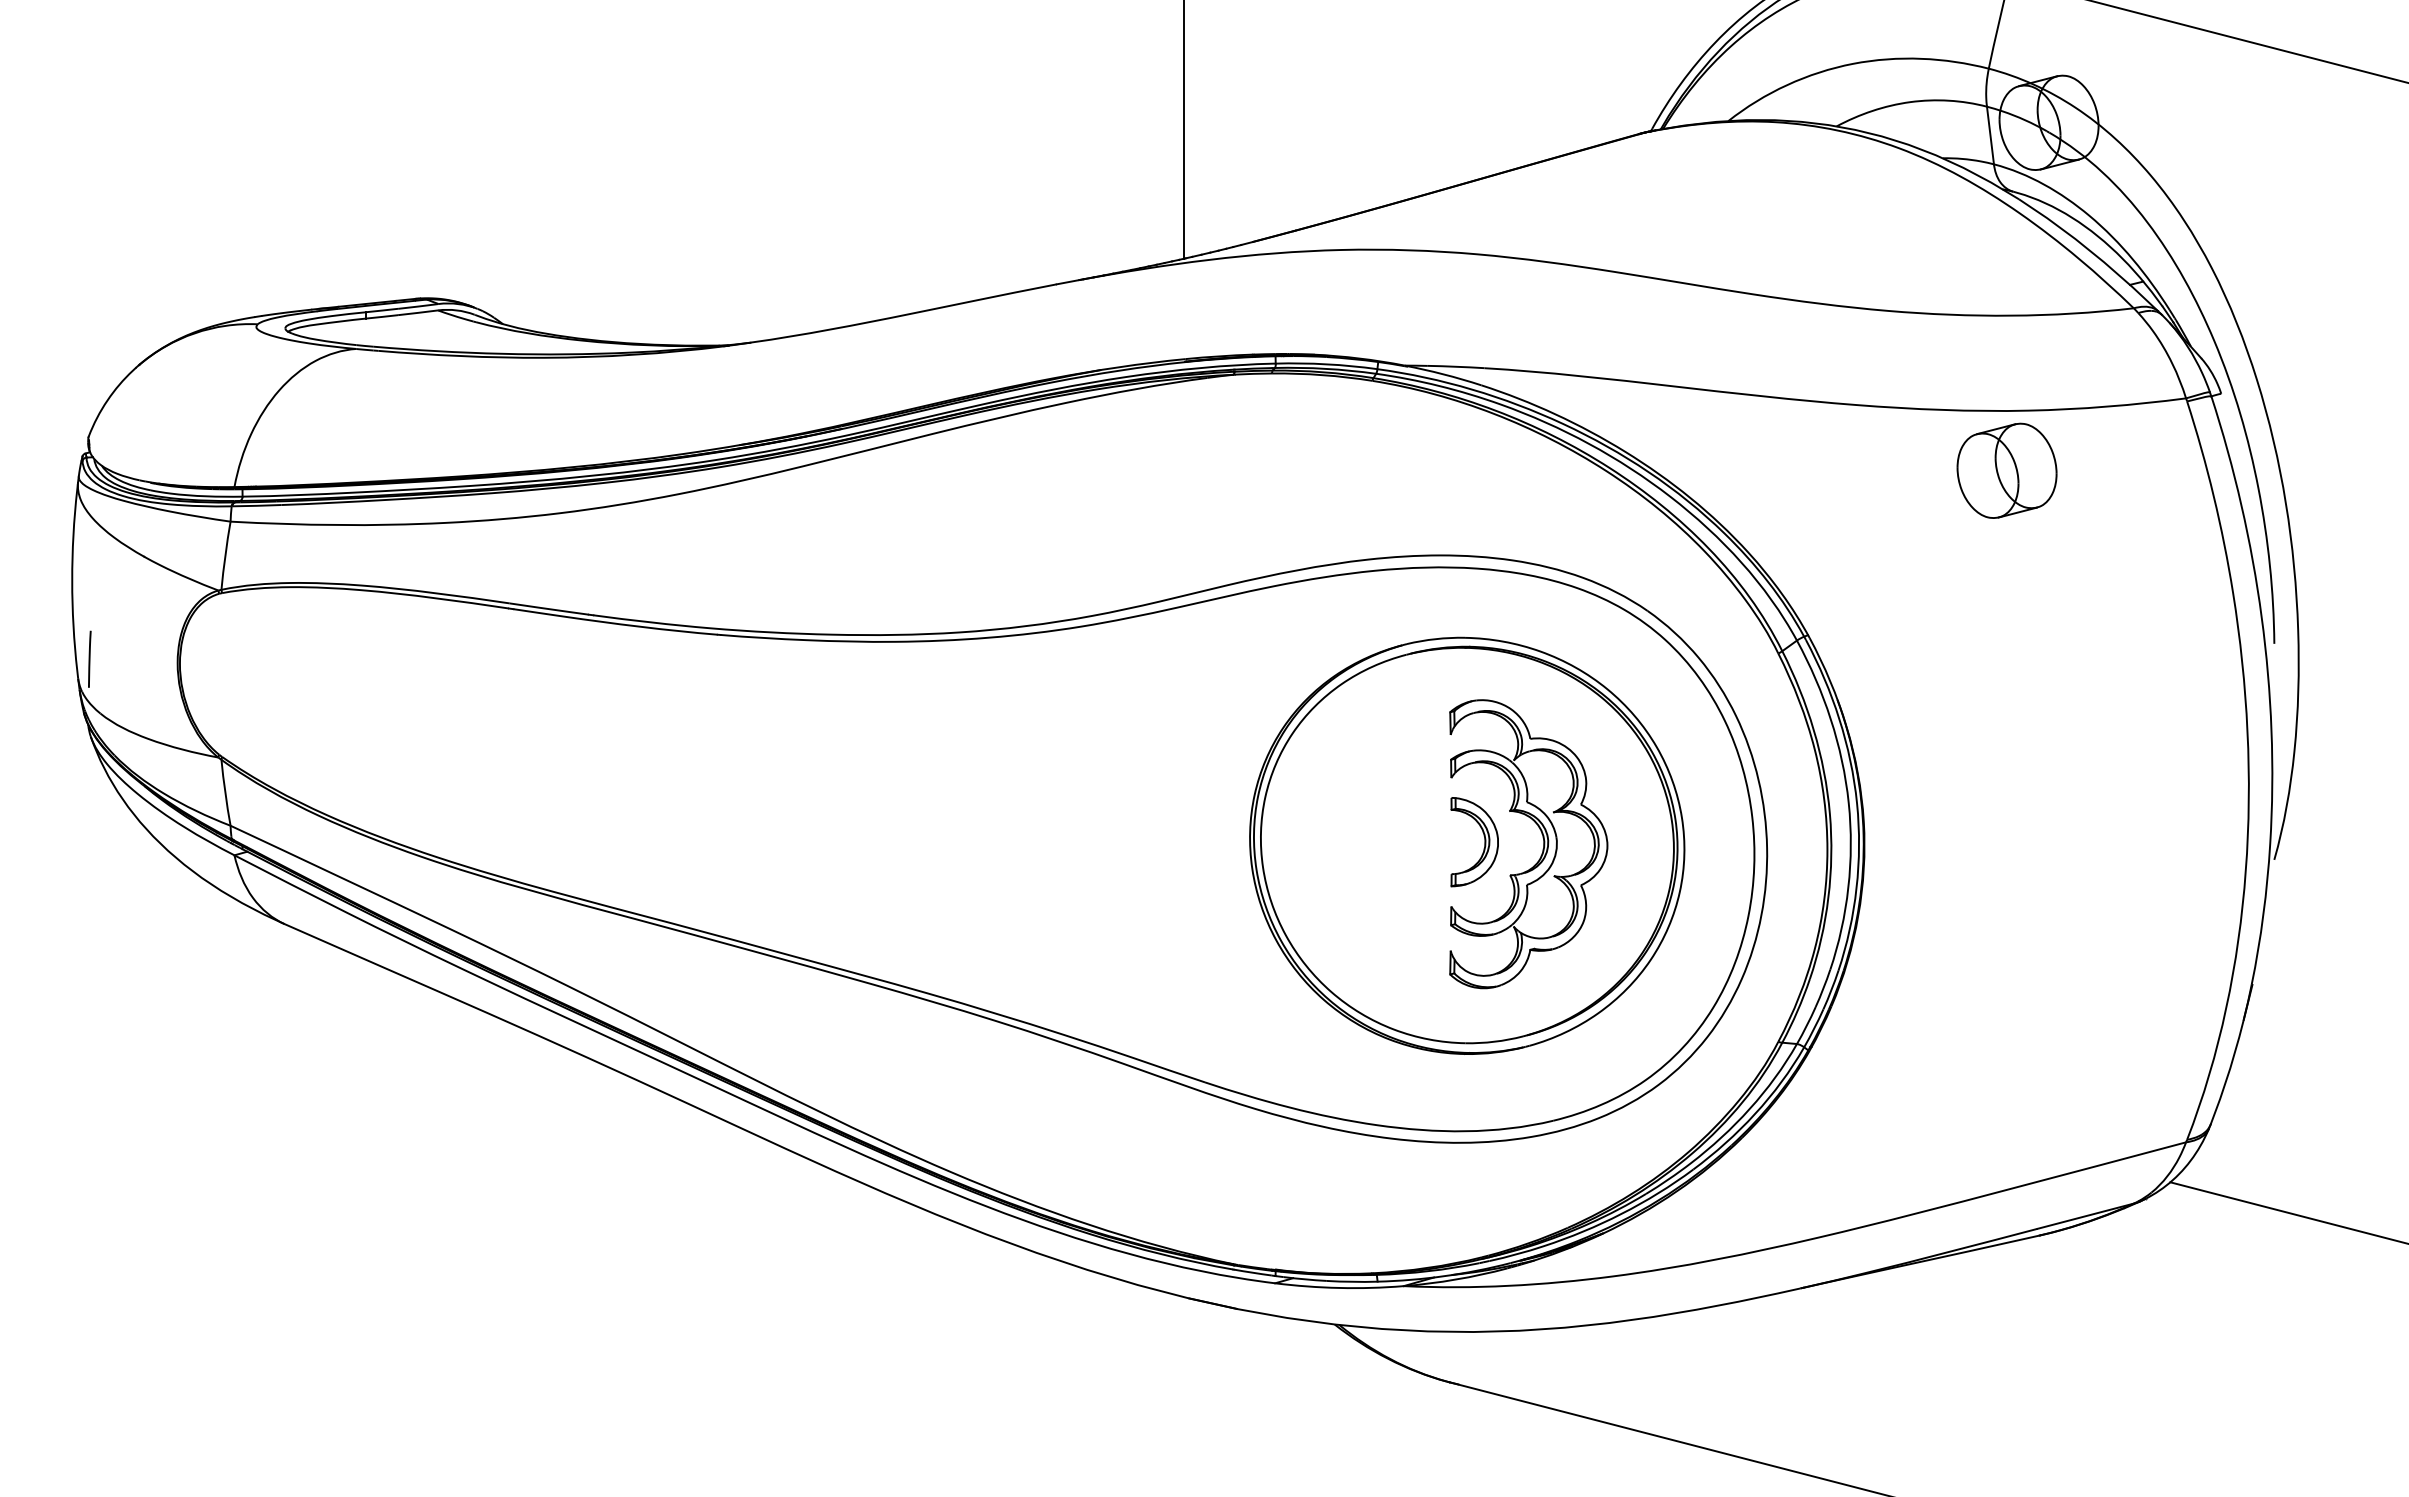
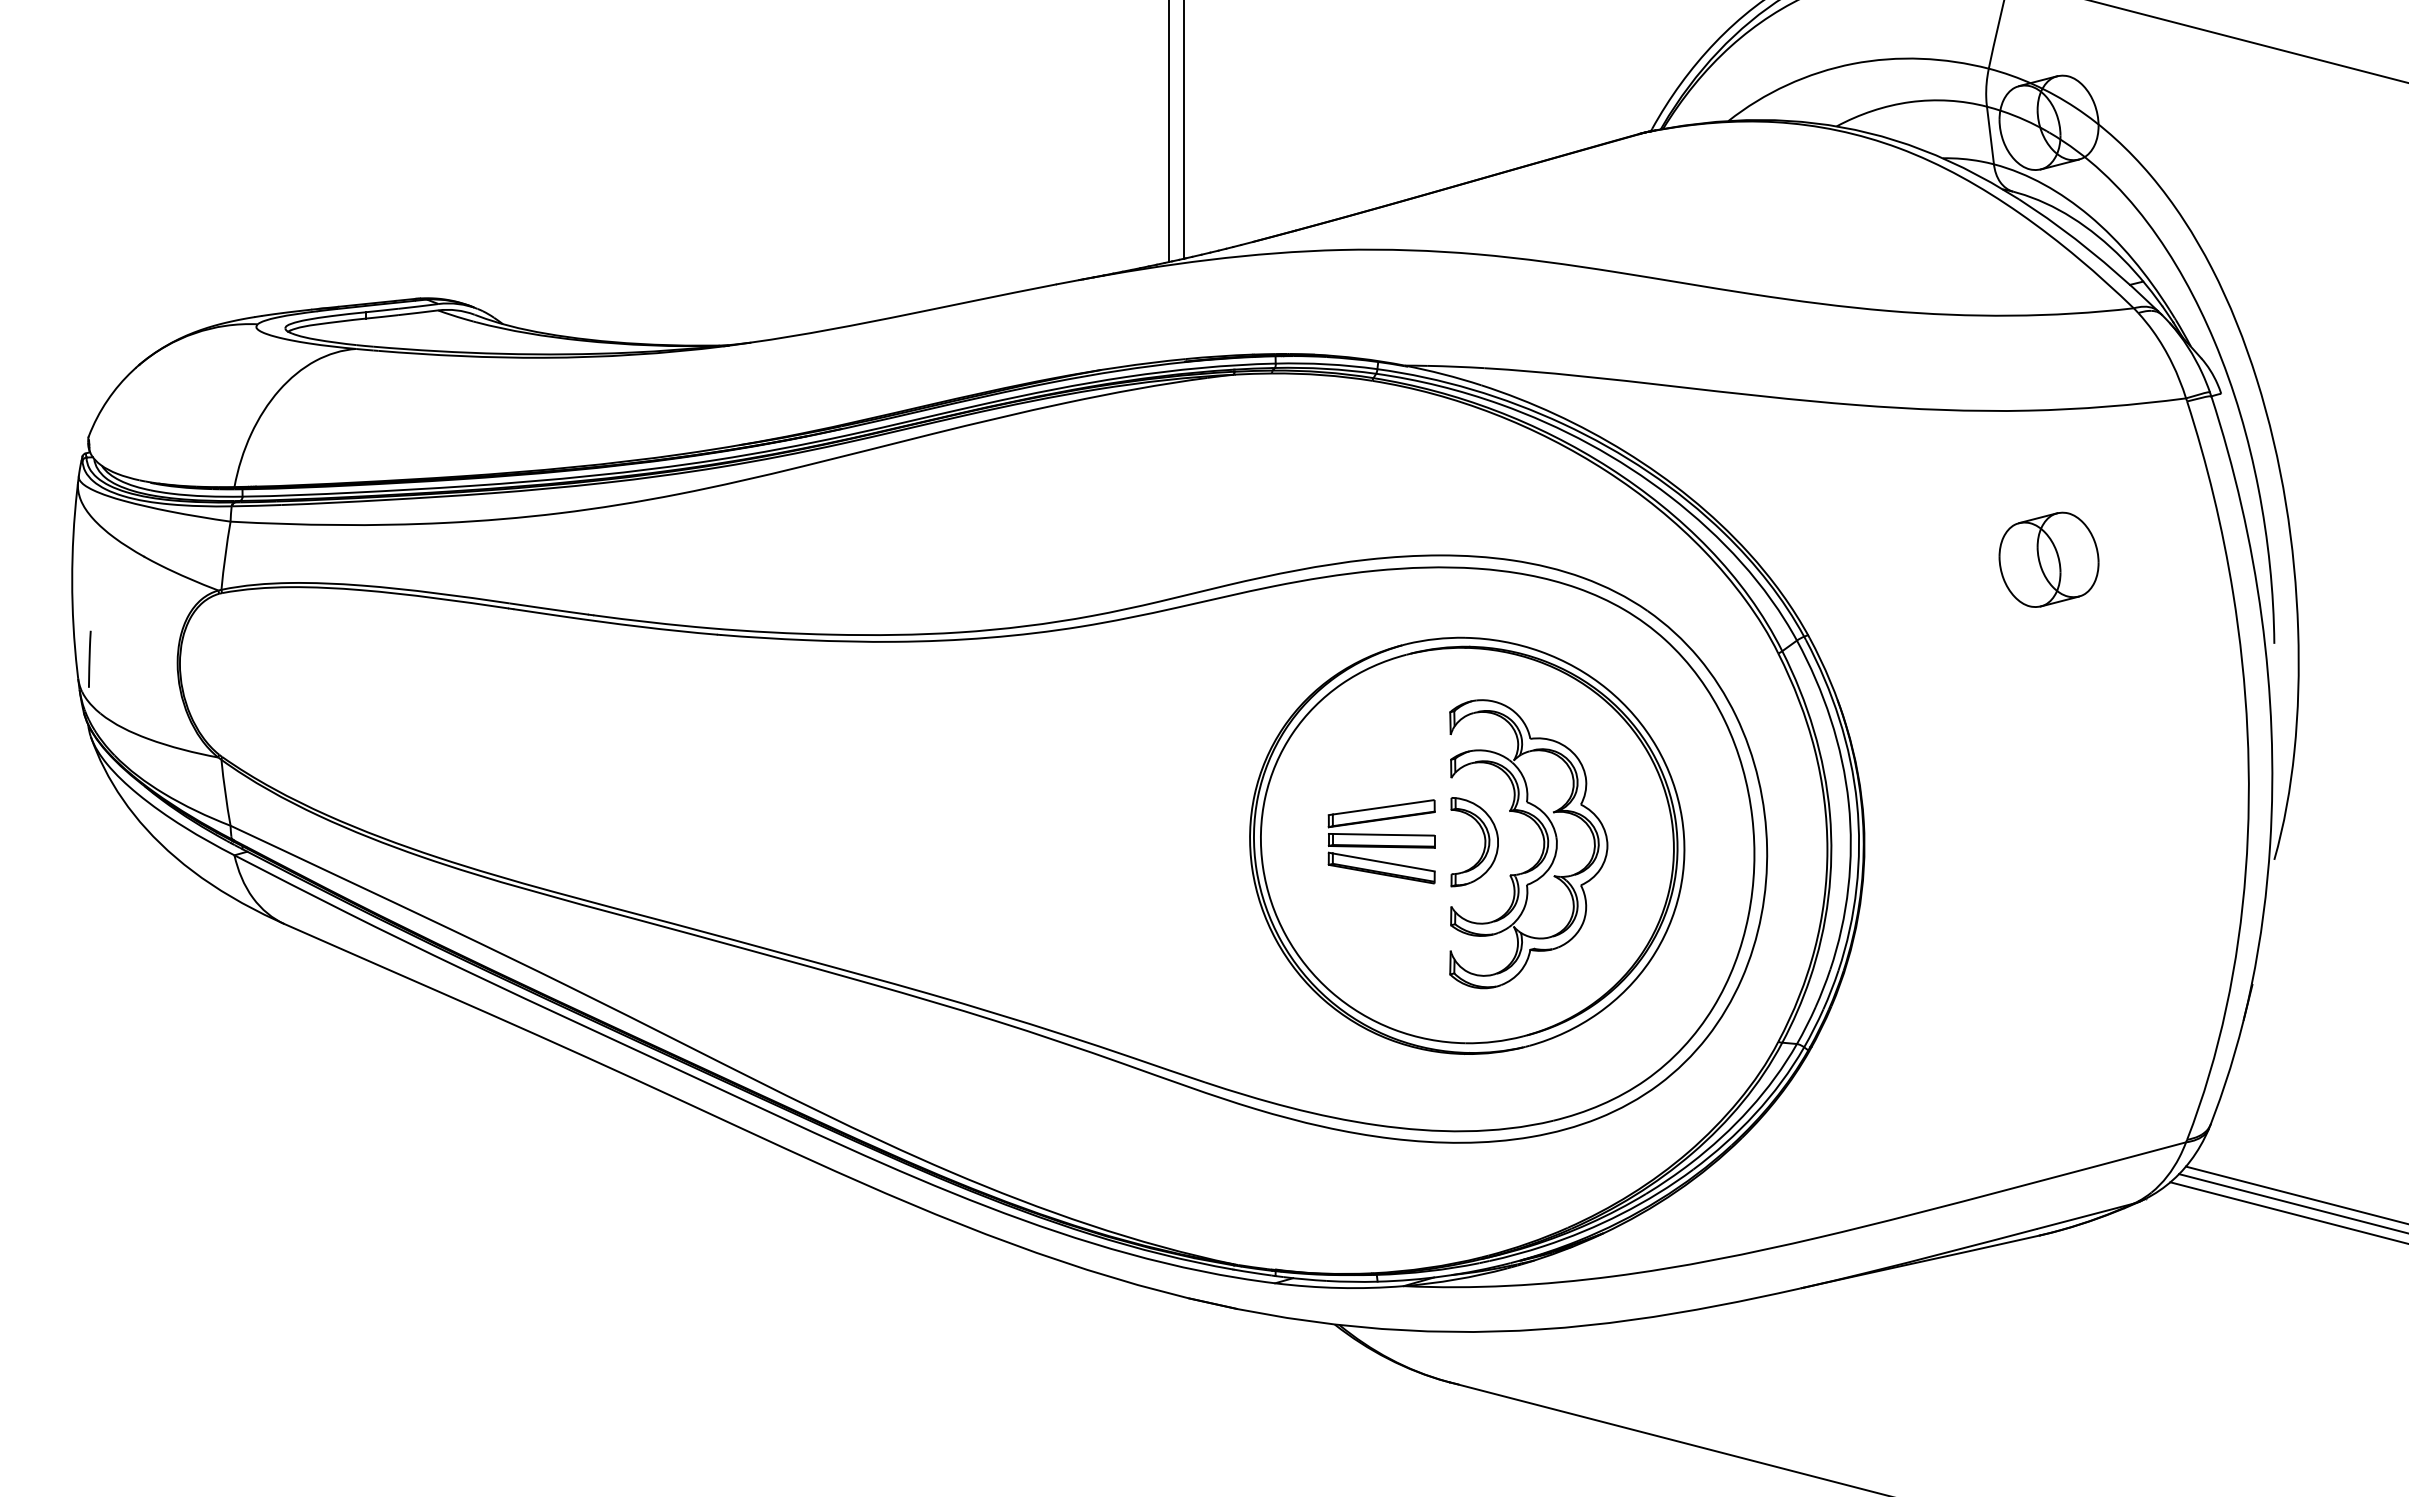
line: none -> present (1168, 132)
part position: (2006, 470) -> (2048, 559) (2048, 559)
part: none -> present (1381, 841)
line: none -> present (2295, 1194)
line: none -> present (2292, 1203)
